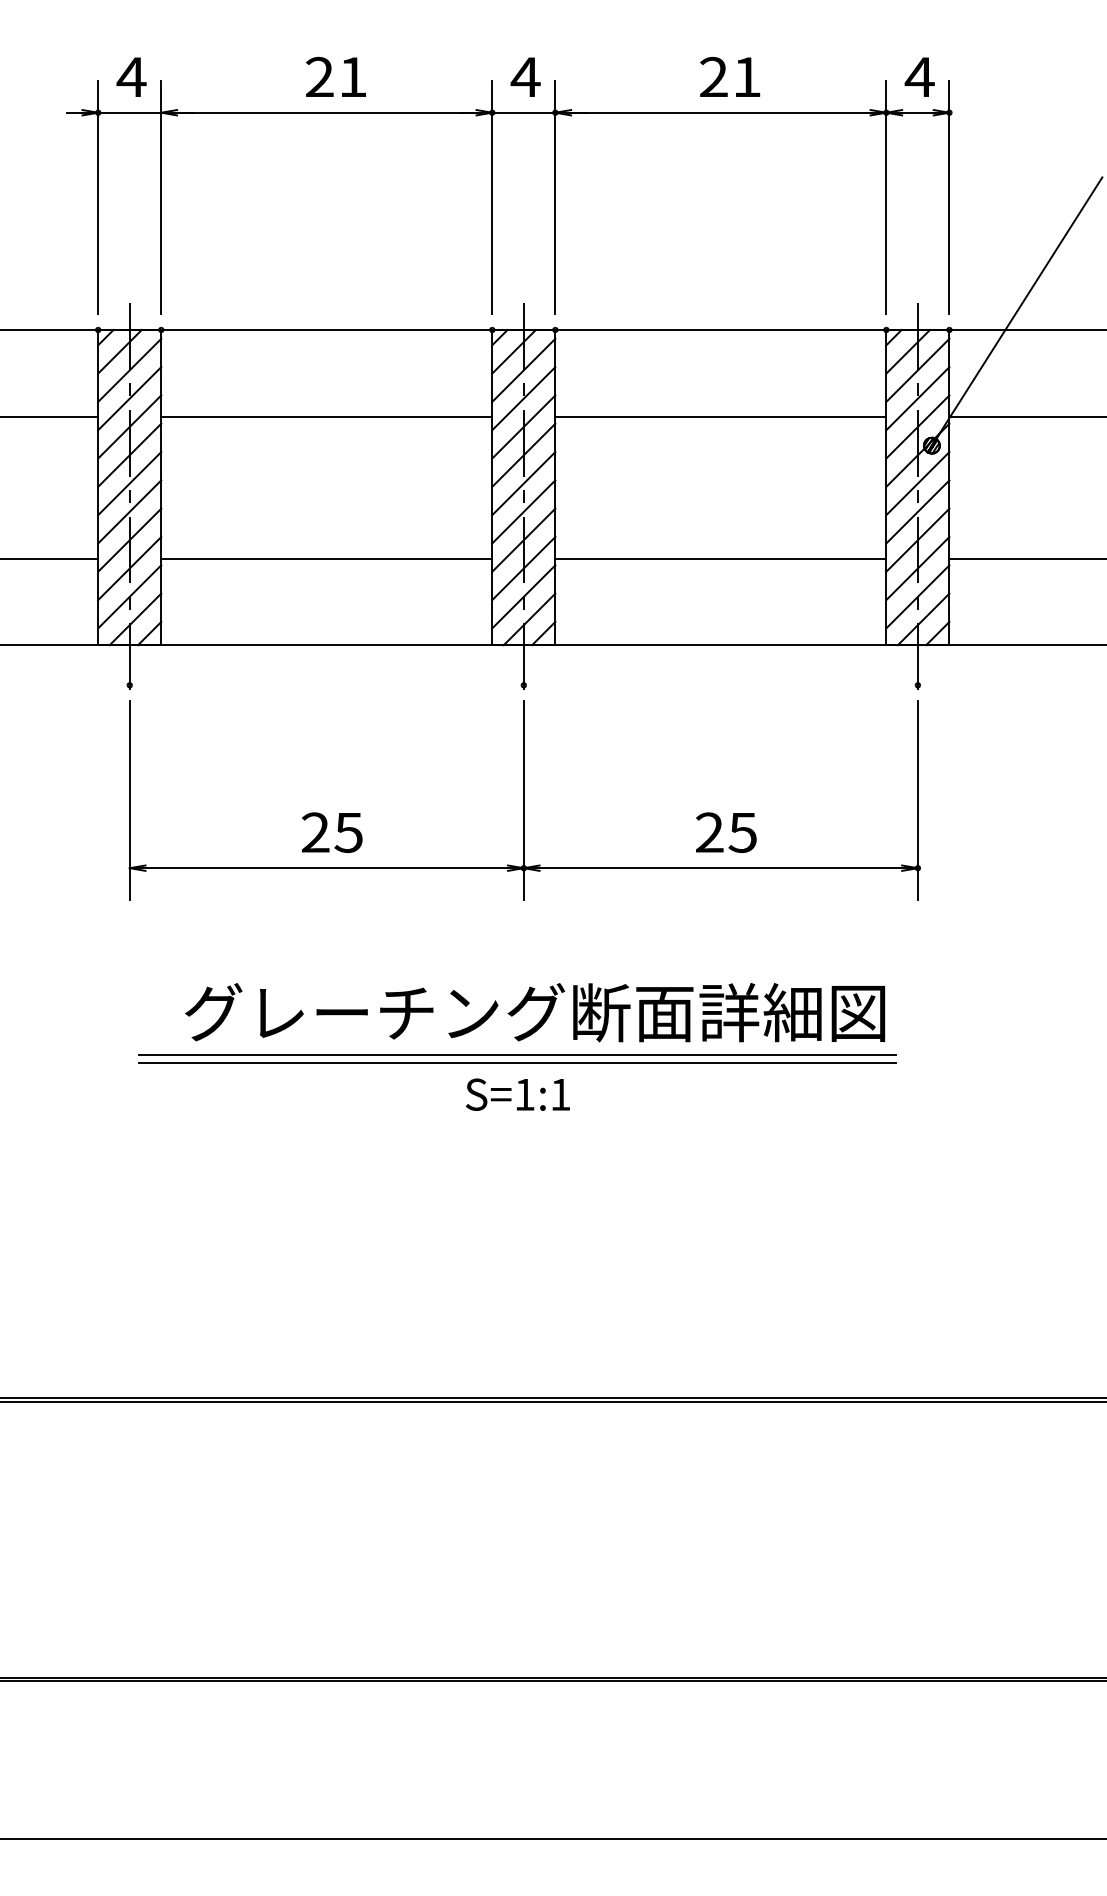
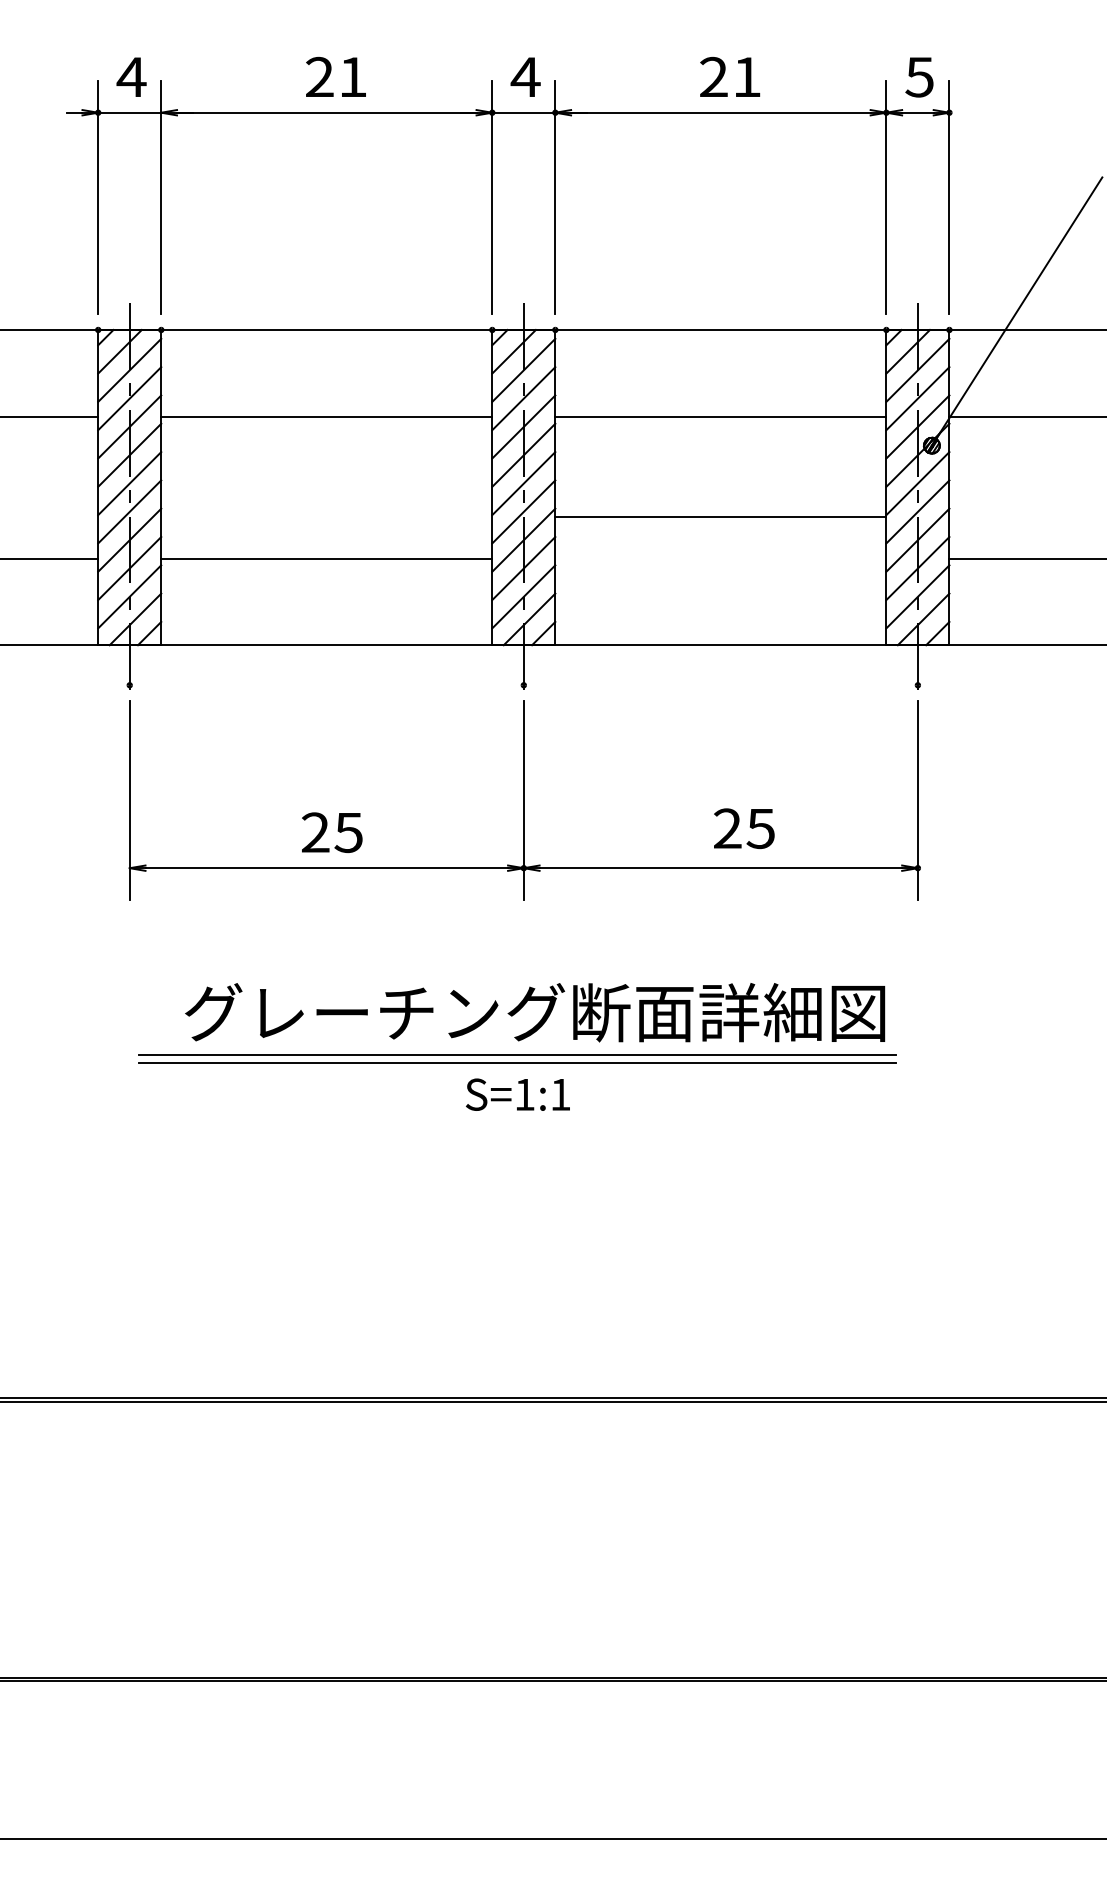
text: 4 -> 5 (919, 77)
line position: (720, 558) -> (720, 516) (720, 516)
text position: (726, 832) -> (744, 828) (744, 828)
